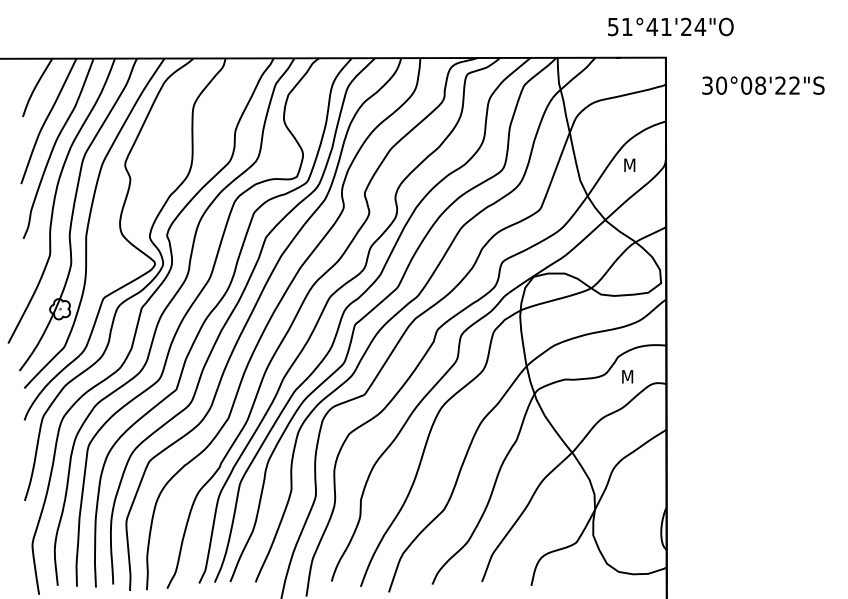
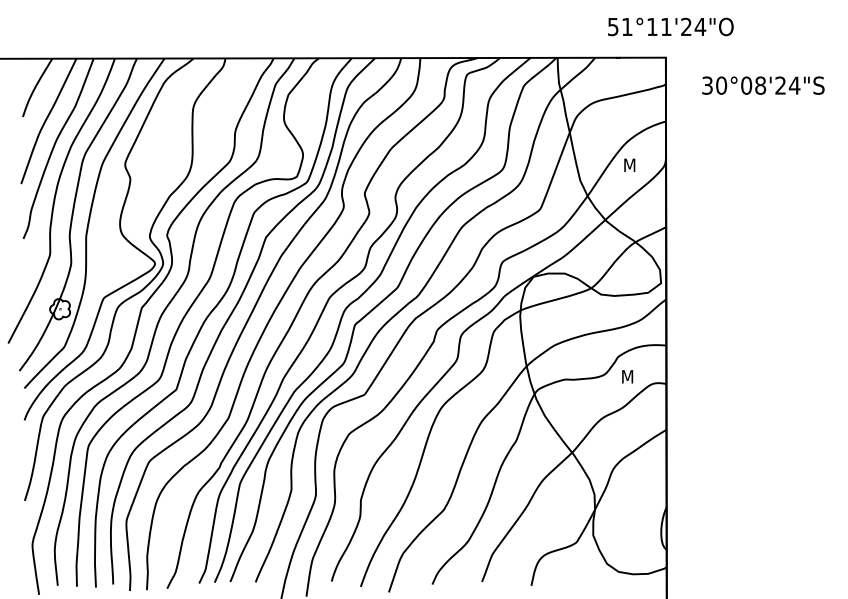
text: 51°41'24"O -> 51°11'24"O (652, 26)
text: 30°08'22"S -> 30°08'24"S (794, 85)
